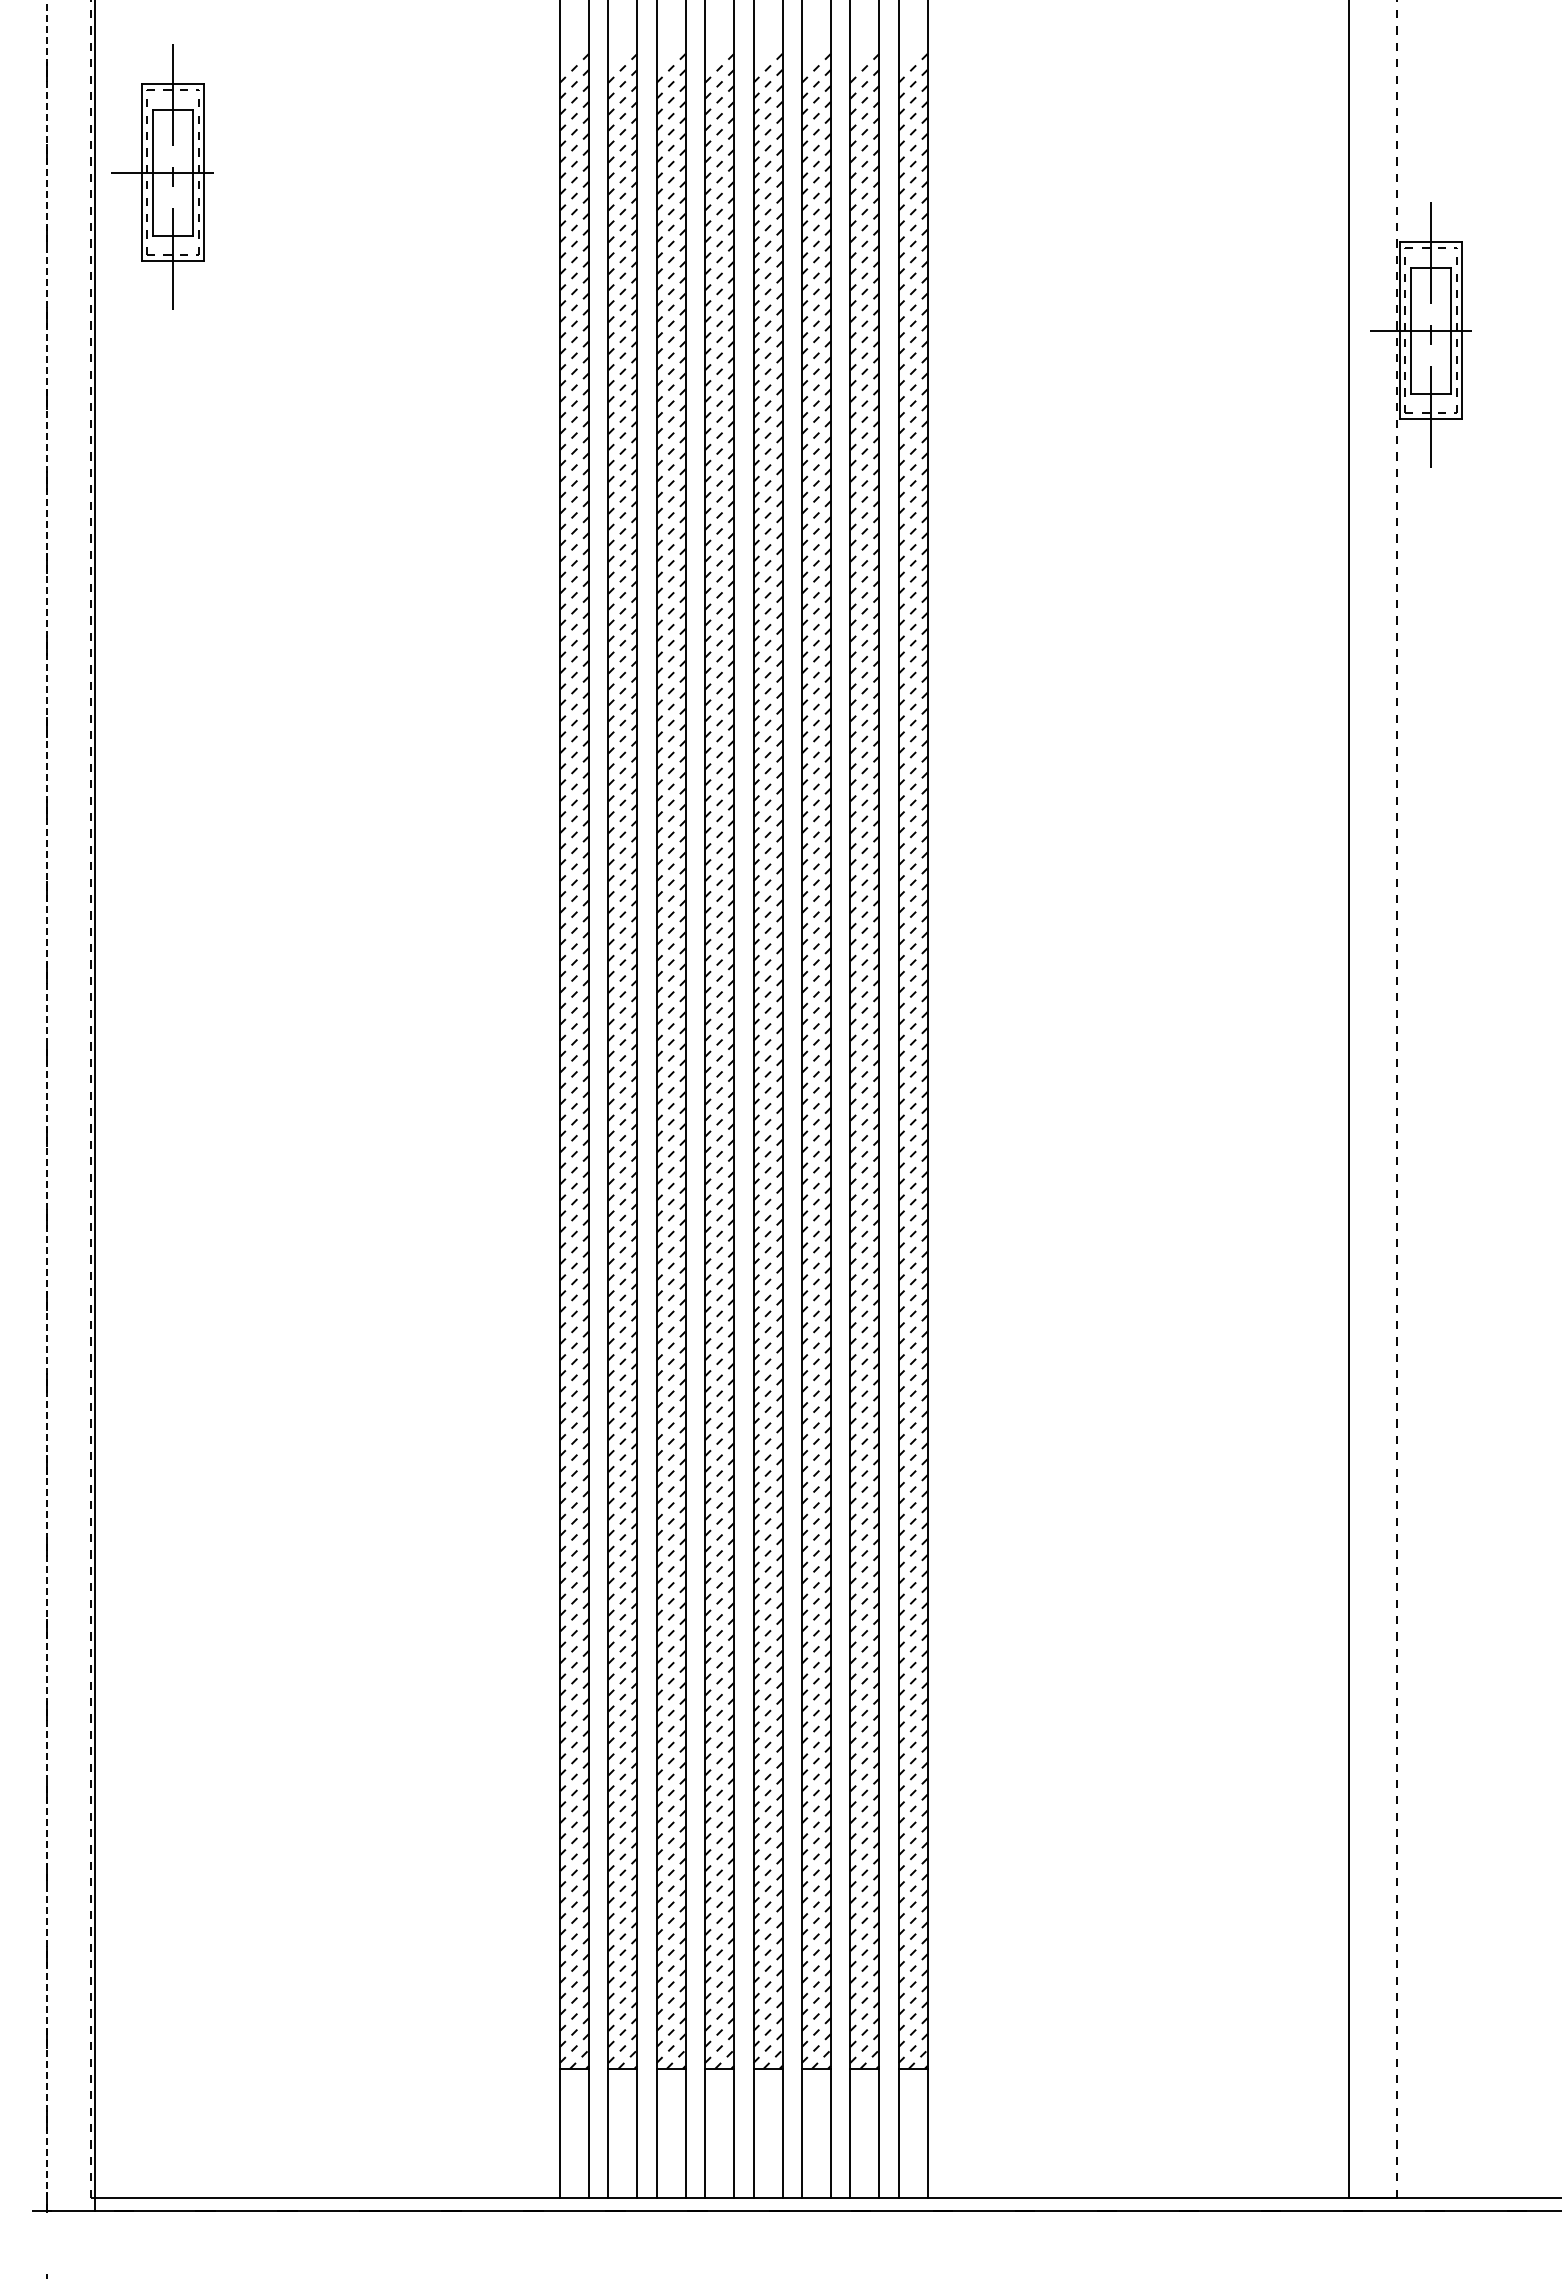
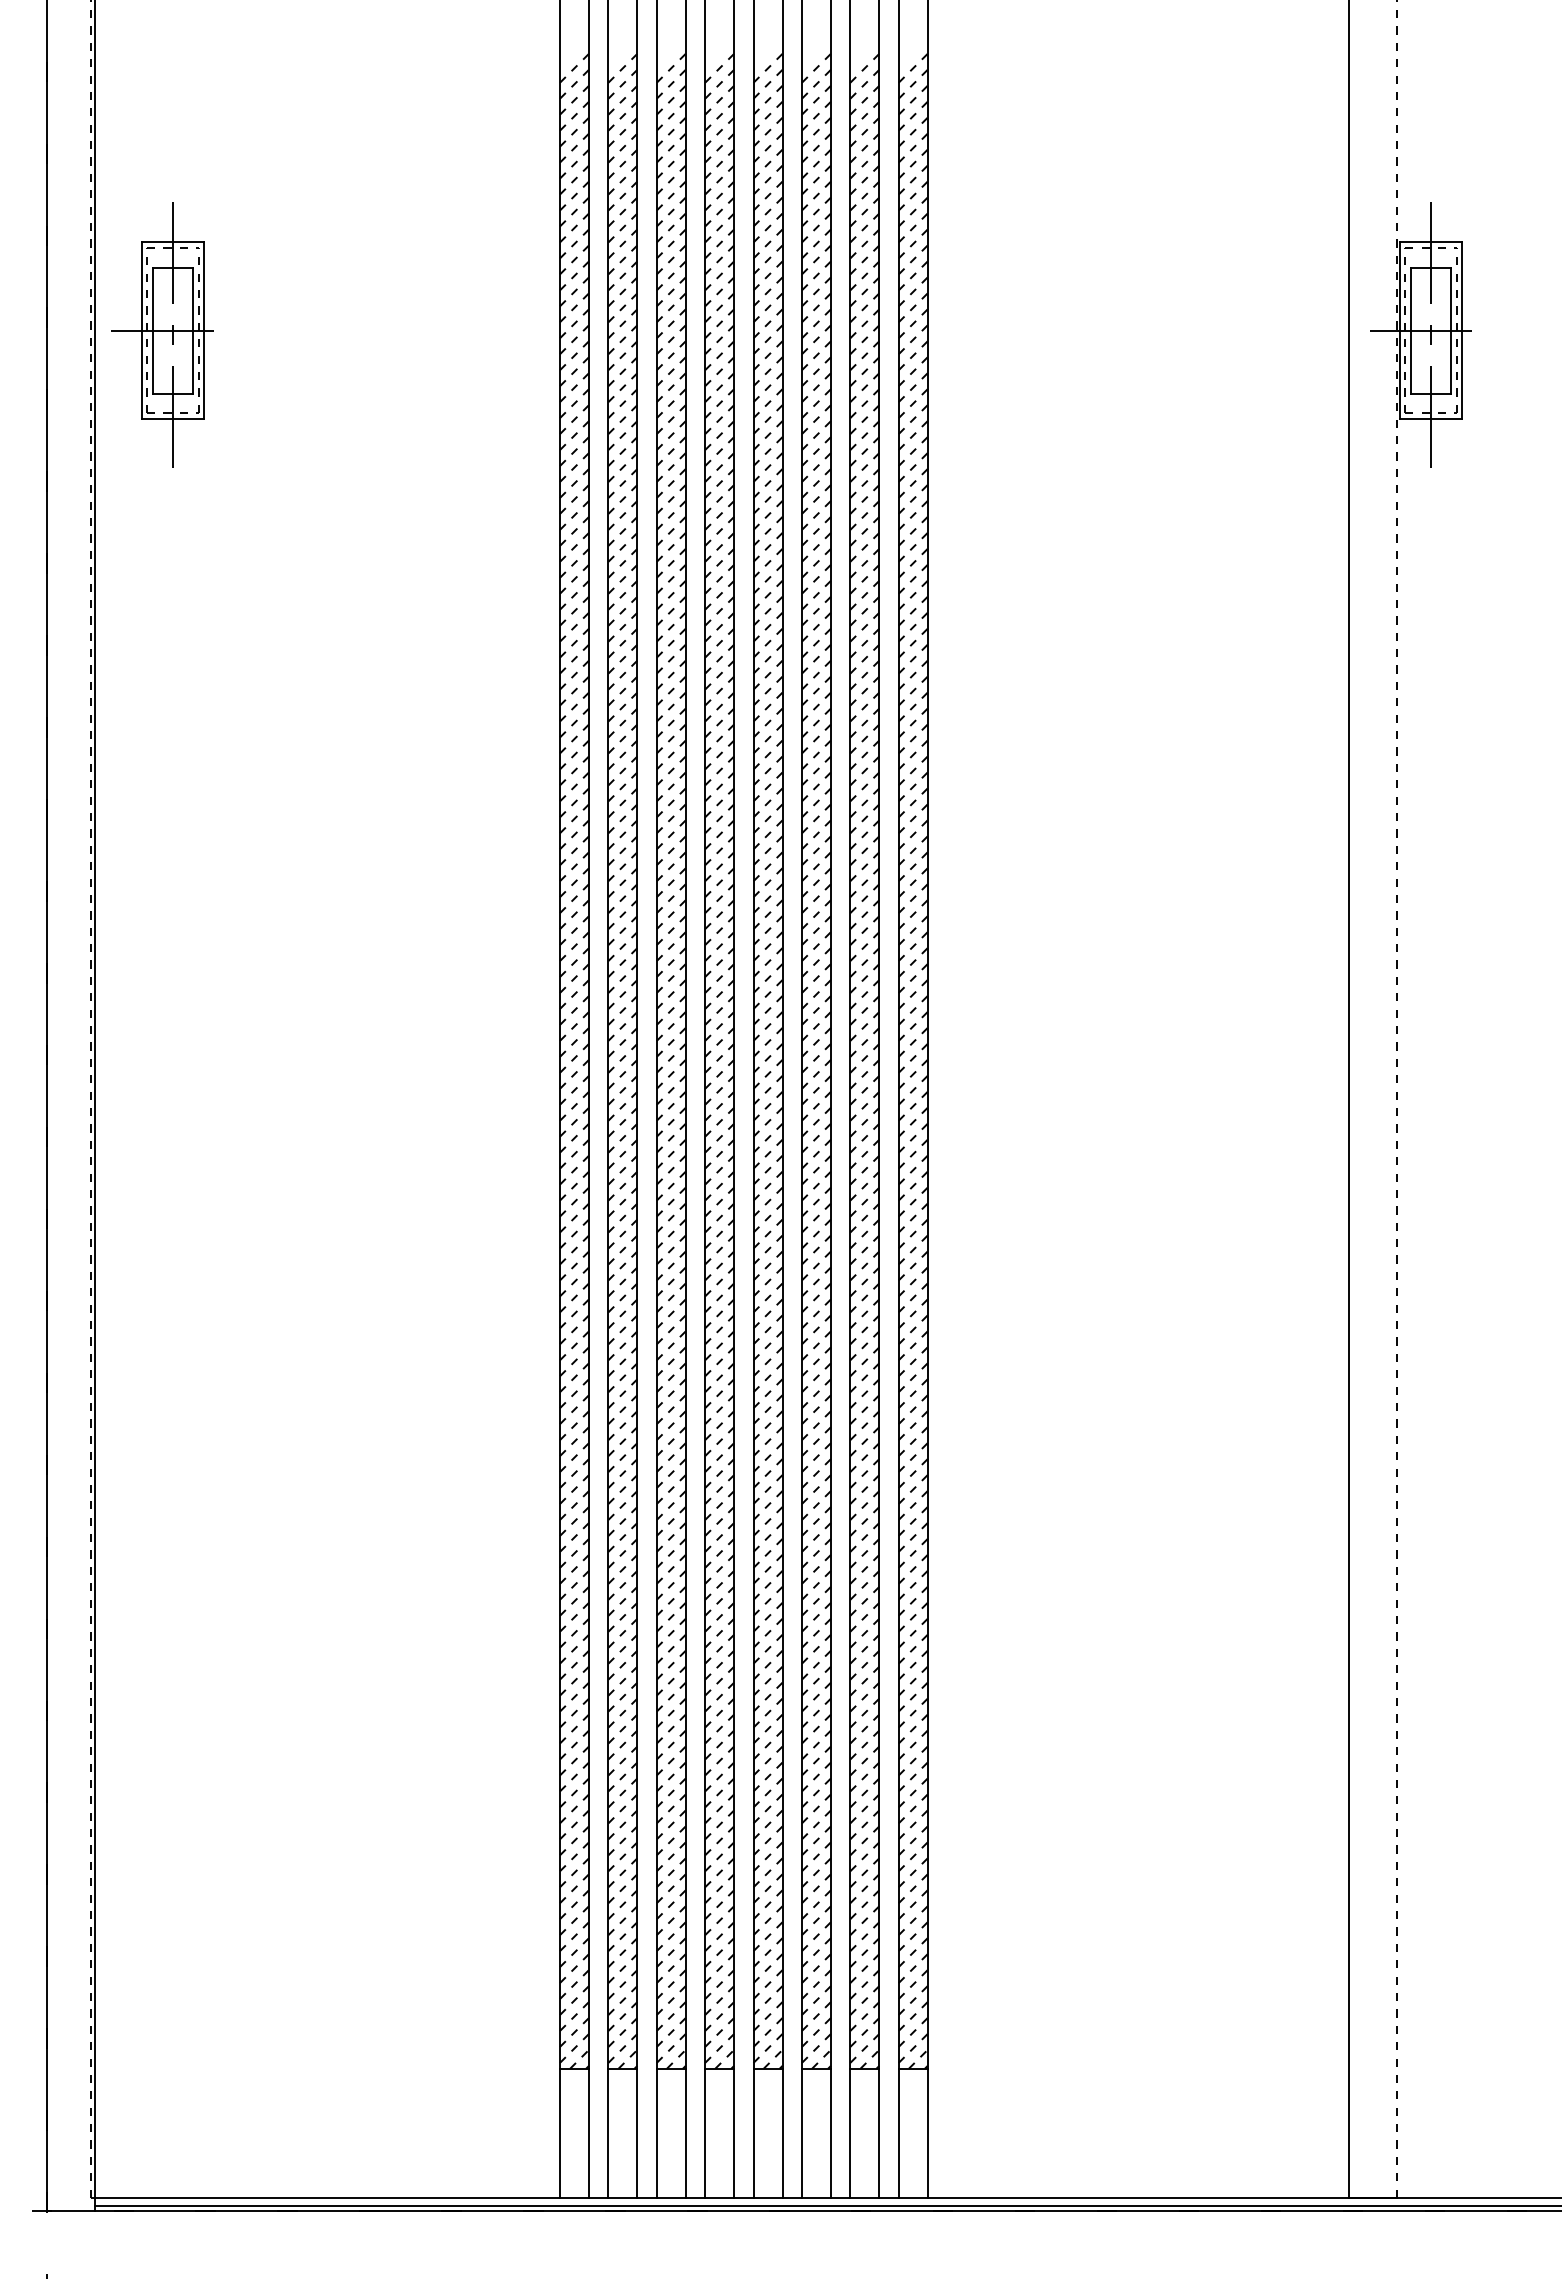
part position: (162, 176) -> (162, 334) (162, 334)
line: dashed -> solid (47, 1104)
line: none -> present (826, 2205)
